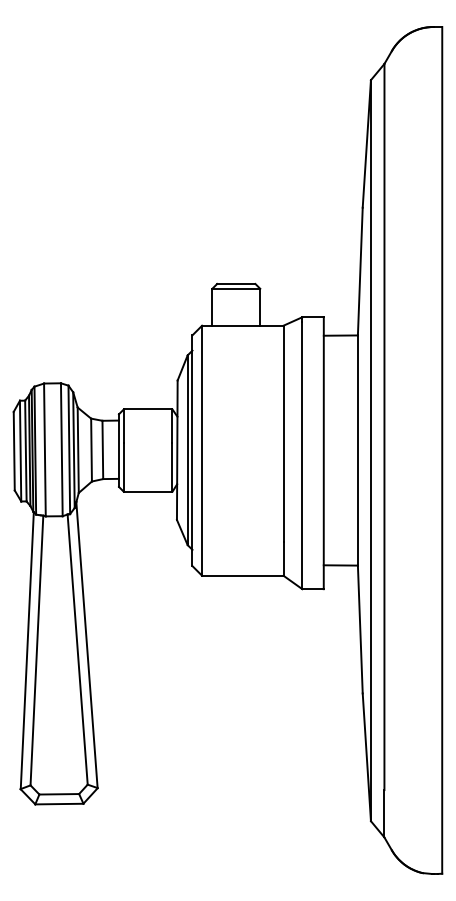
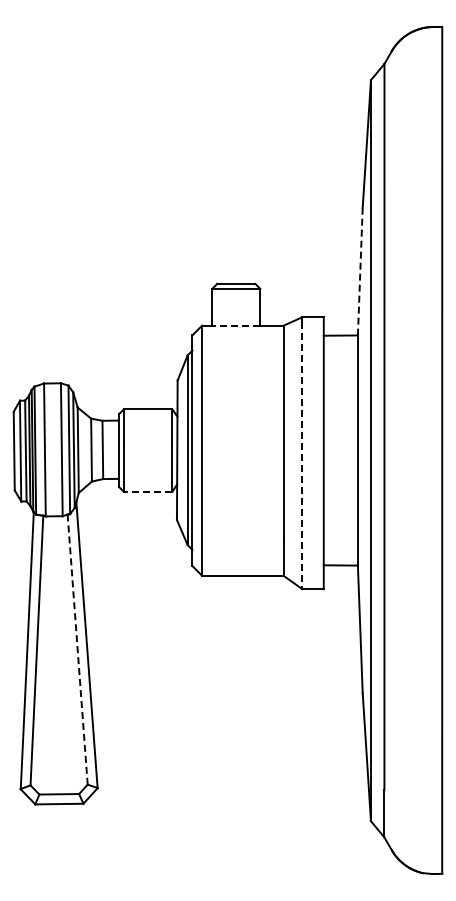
line: solid -> dashed (360, 271)
line: solid -> dashed (236, 325)
line: solid -> dashed (302, 456)
line: solid -> dashed (147, 491)
line: solid -> dashed (77, 650)
